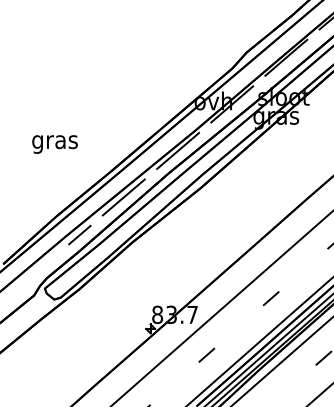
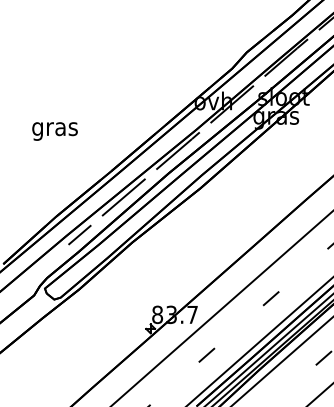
text position: (54, 144) -> (54, 131) (54, 131)
